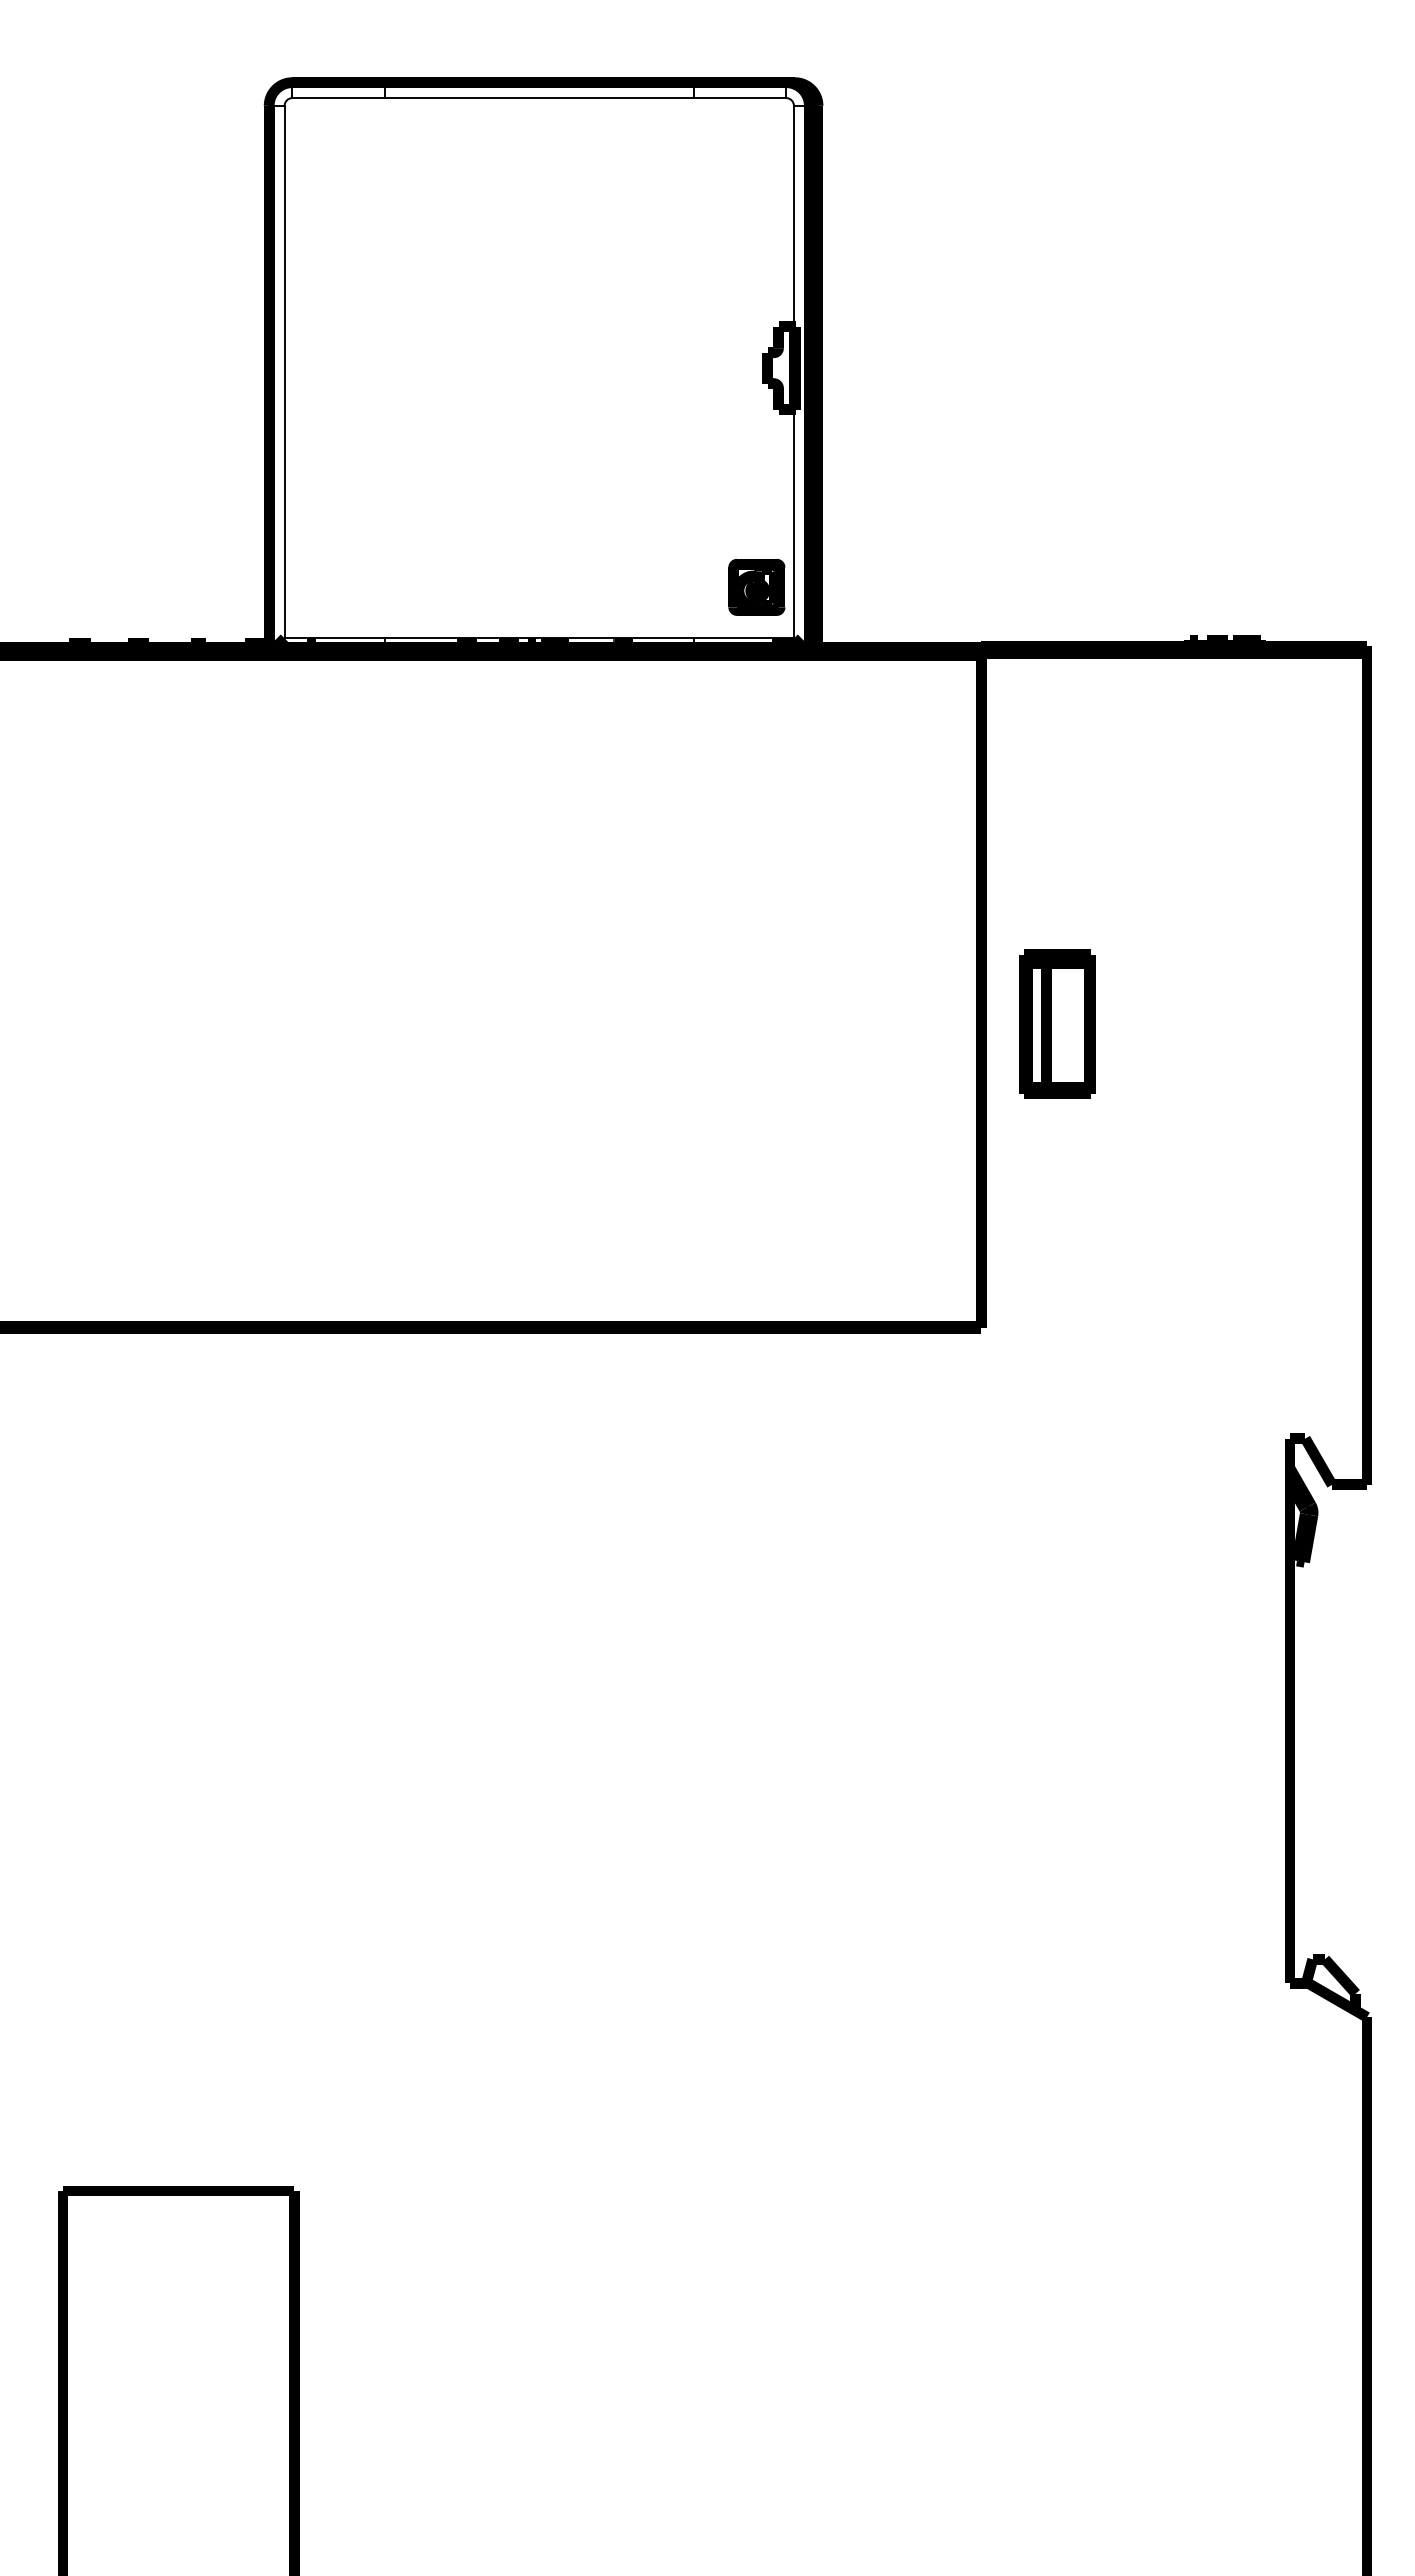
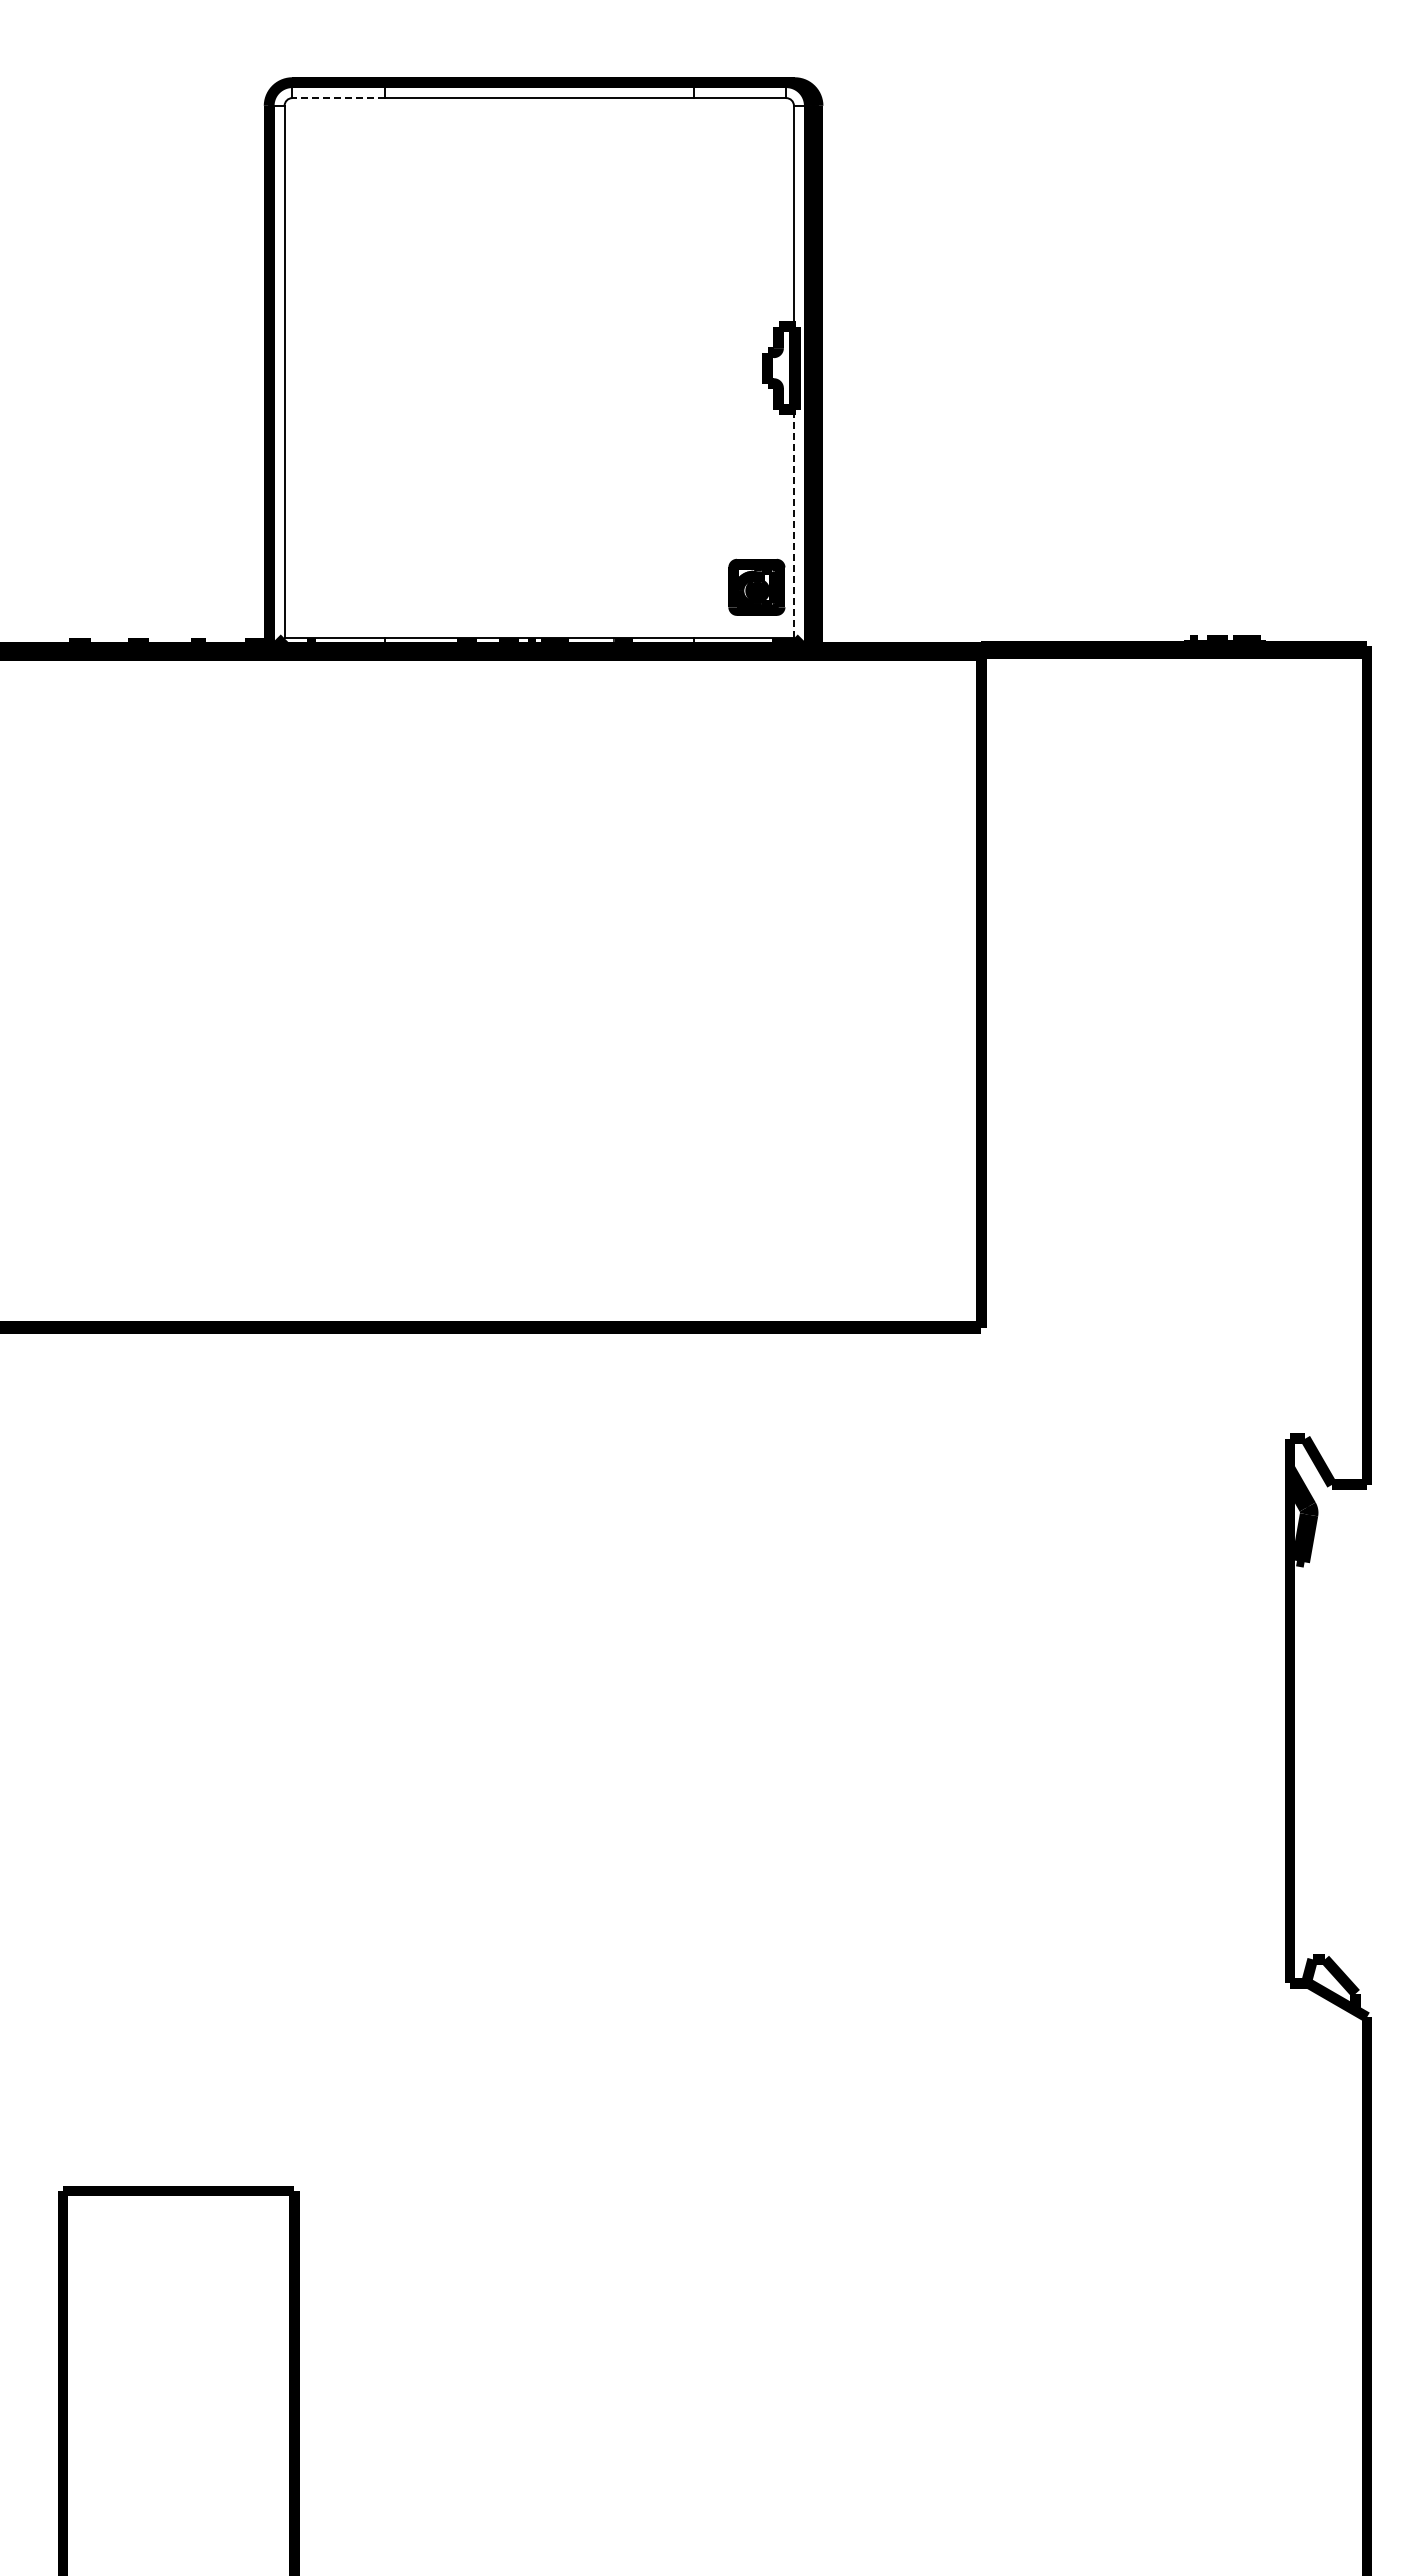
line: solid -> dashed (338, 98)
line: solid -> dashed (793, 523)
part: present -> none (1057, 1023)
